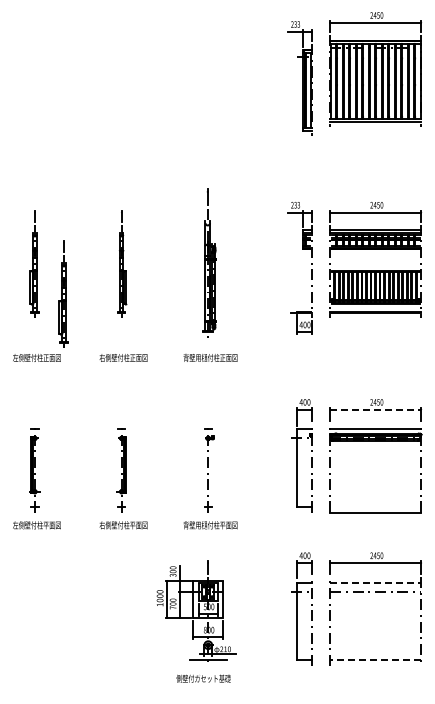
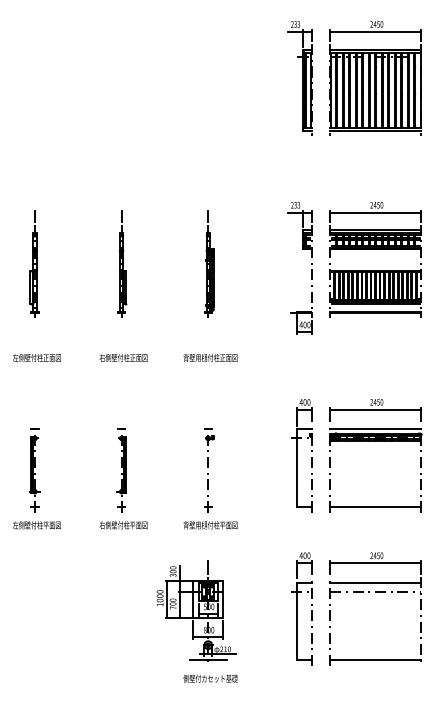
part position: (375, 69) -> (375, 78) (375, 78)
part size: 15x150 px -> 11x108 px (209, 263)
part: present -> none (63, 293)
line: dashed -> solid (375, 409)
line position: (375, 513) -> (375, 507) (375, 507)
line: dashed -> solid (375, 582)
line: dashed -> solid (375, 660)
text position: (203, 678) -> (210, 678) (210, 678)
